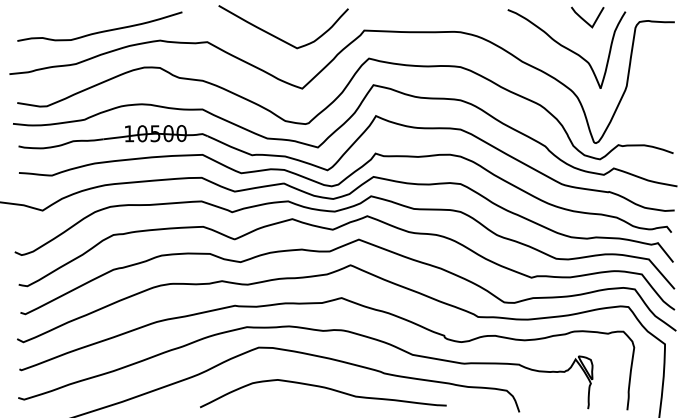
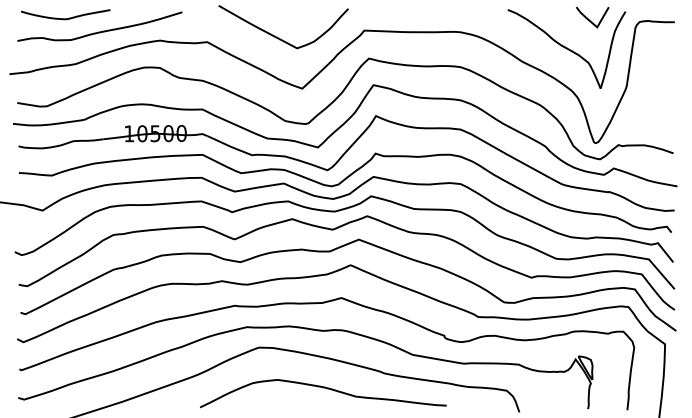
curve: none -> present (65, 18)
curve position: (584, 19) -> (589, 19) (589, 19)
